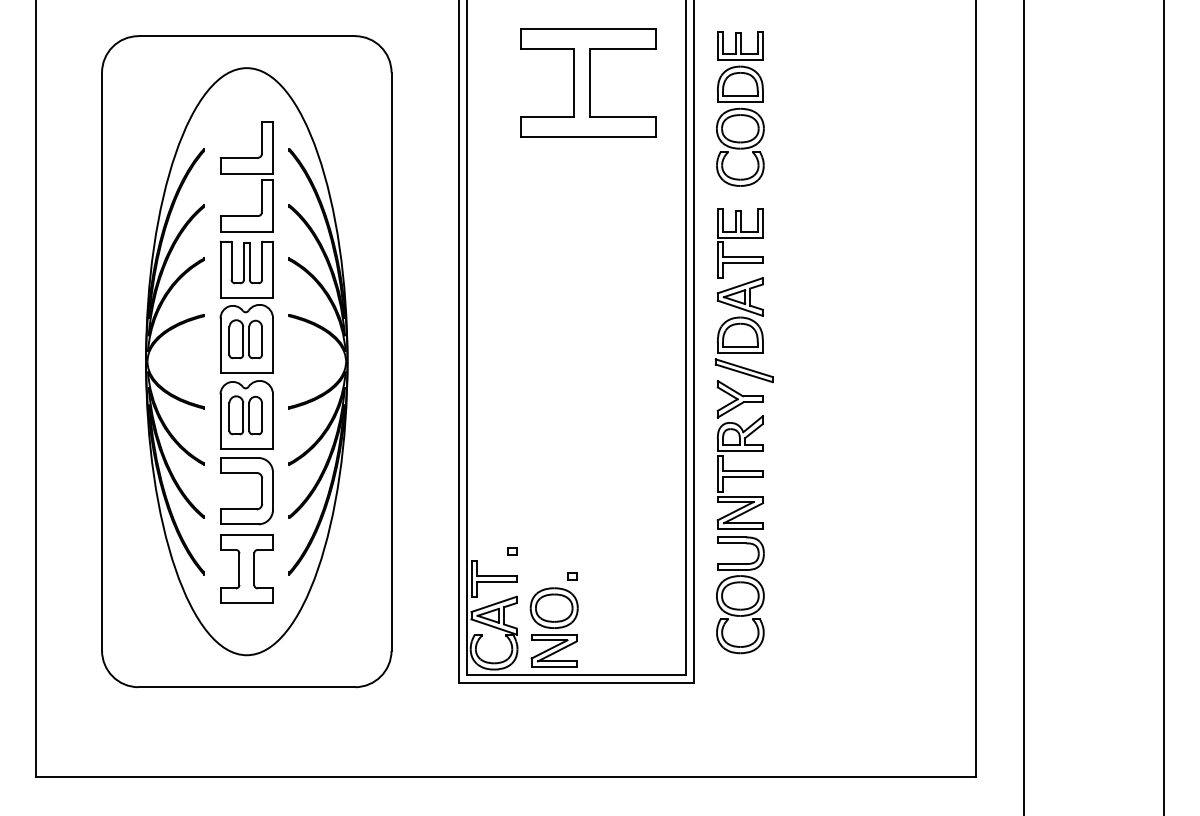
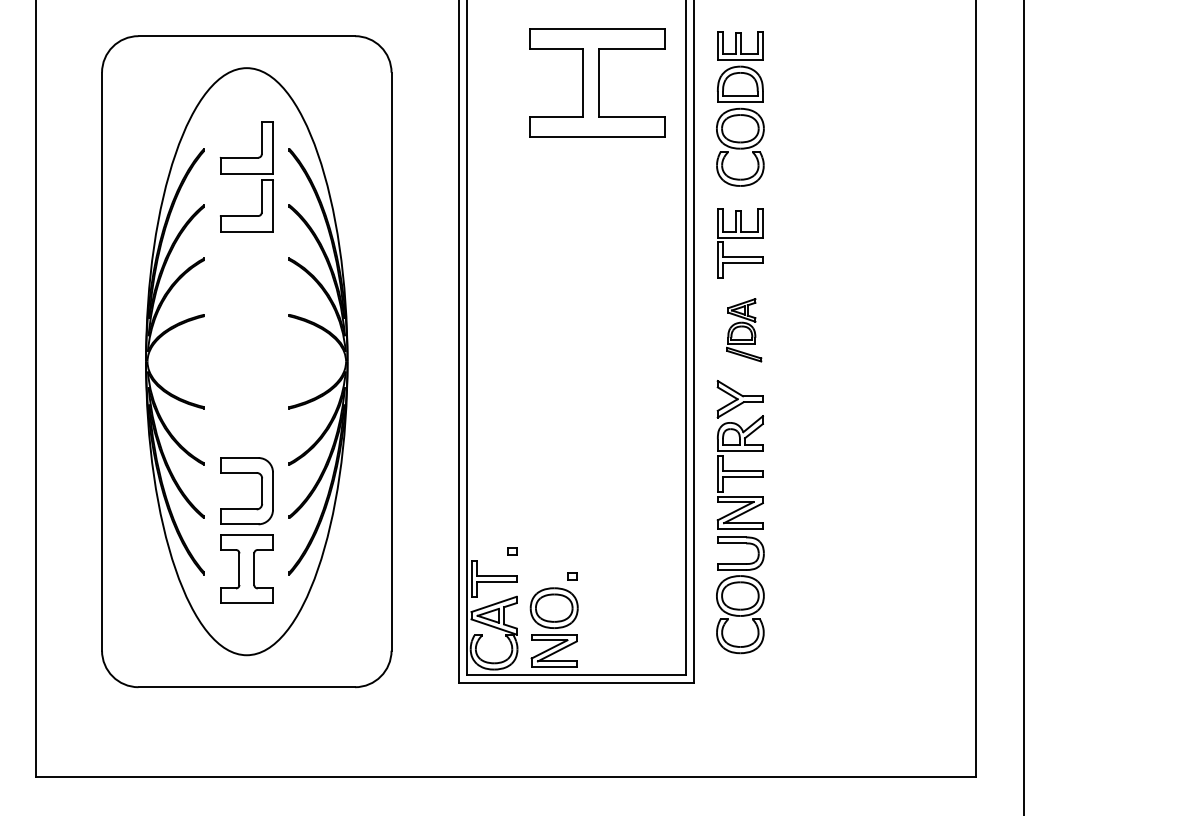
part position: (588, 82) -> (597, 82) (597, 82)
part size: 60x107 px -> 37x65 px (744, 330)
part: present -> none (246, 344)
line: present -> none (1164, 407)
